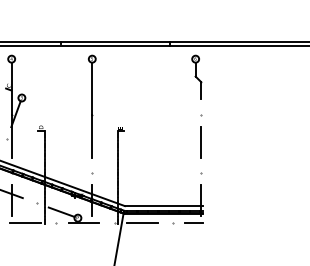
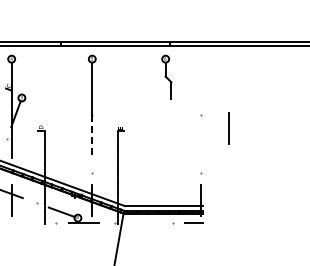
part position: (196, 76) -> (166, 76) (166, 76)
line: solid -> dashed (92, 136)
line position: (200, 142) -> (228, 128) (228, 128)
line: present -> none (25, 222)
line: present -> none (141, 222)
